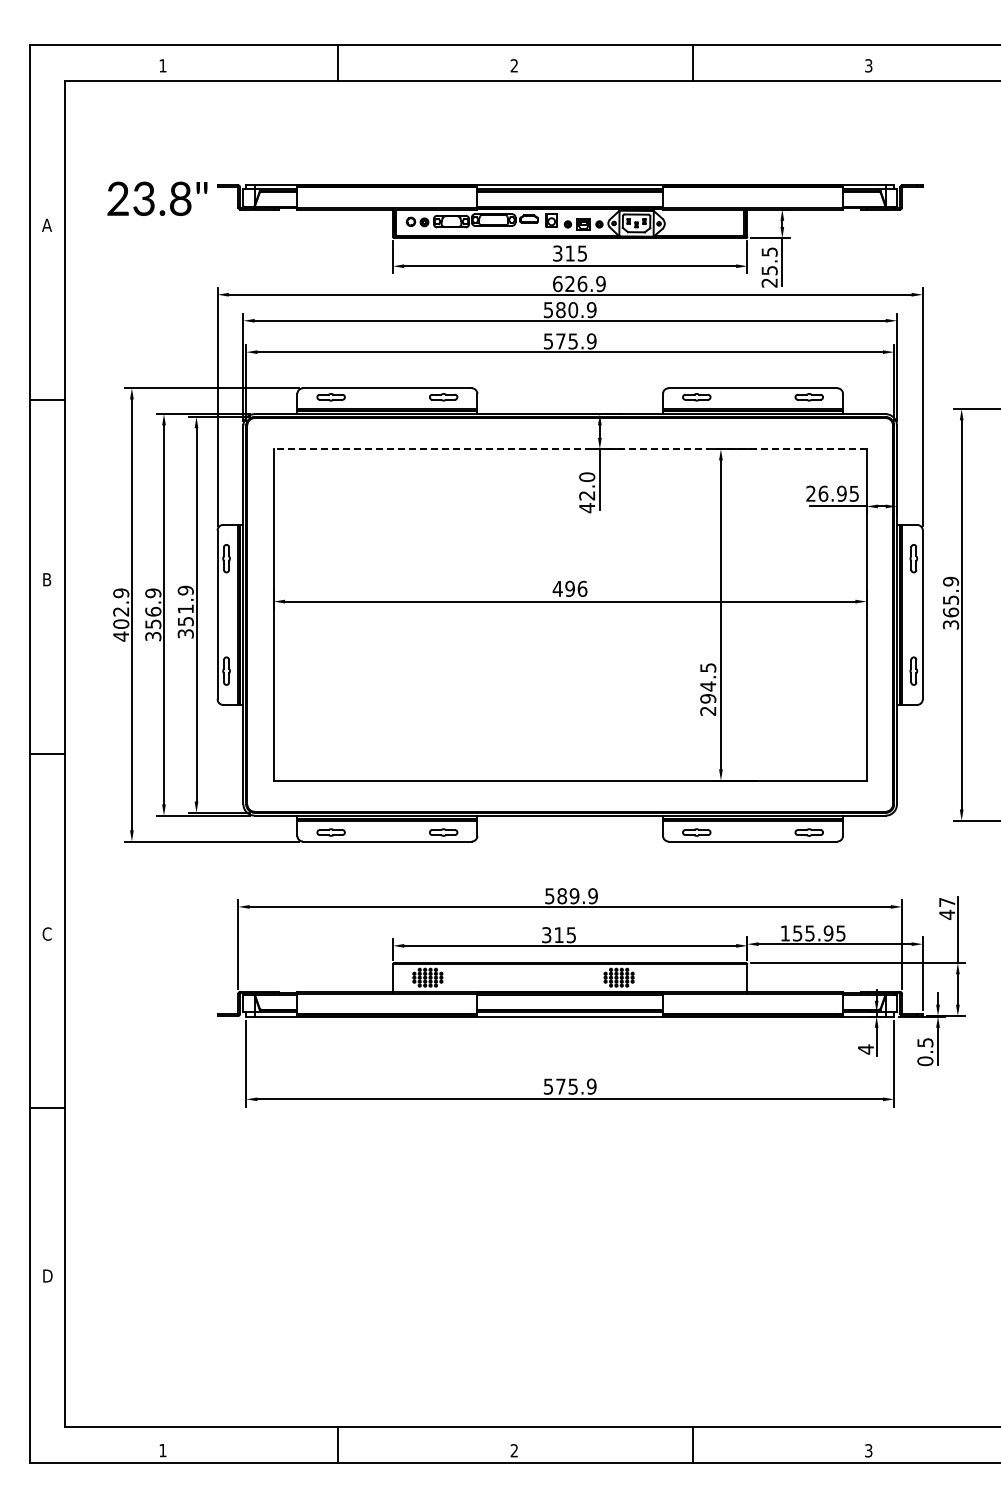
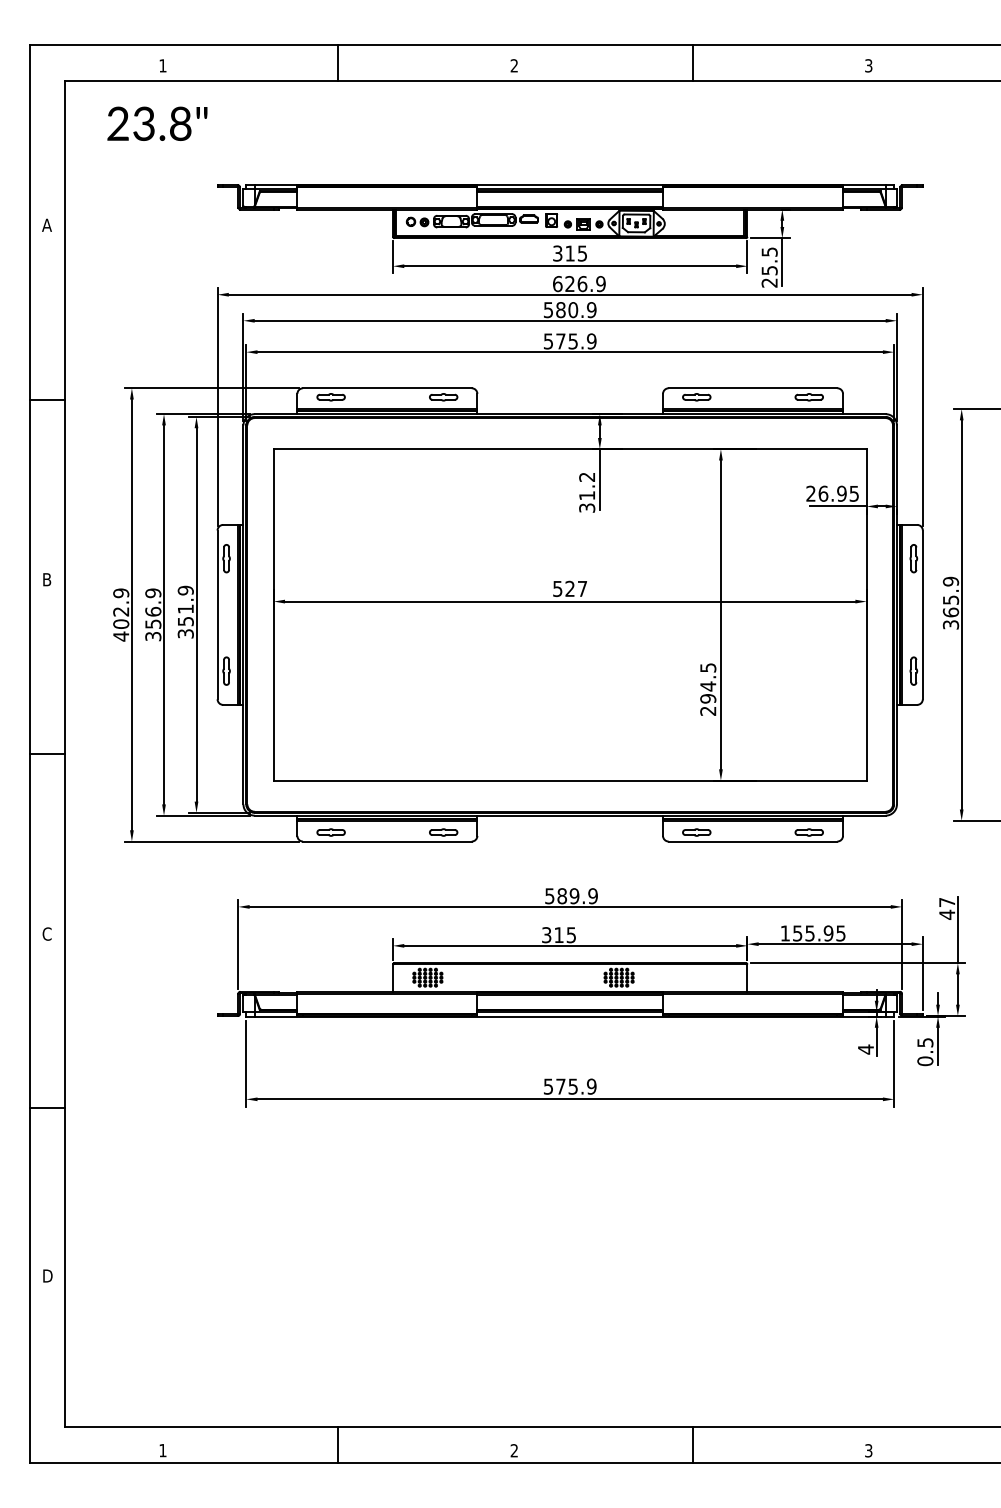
text position: (157, 198) -> (157, 123) (157, 123)
line: dashed -> solid (569, 449)
text: 42.0 -> 31.2 (587, 492)
text: 496 -> 527 (569, 588)
